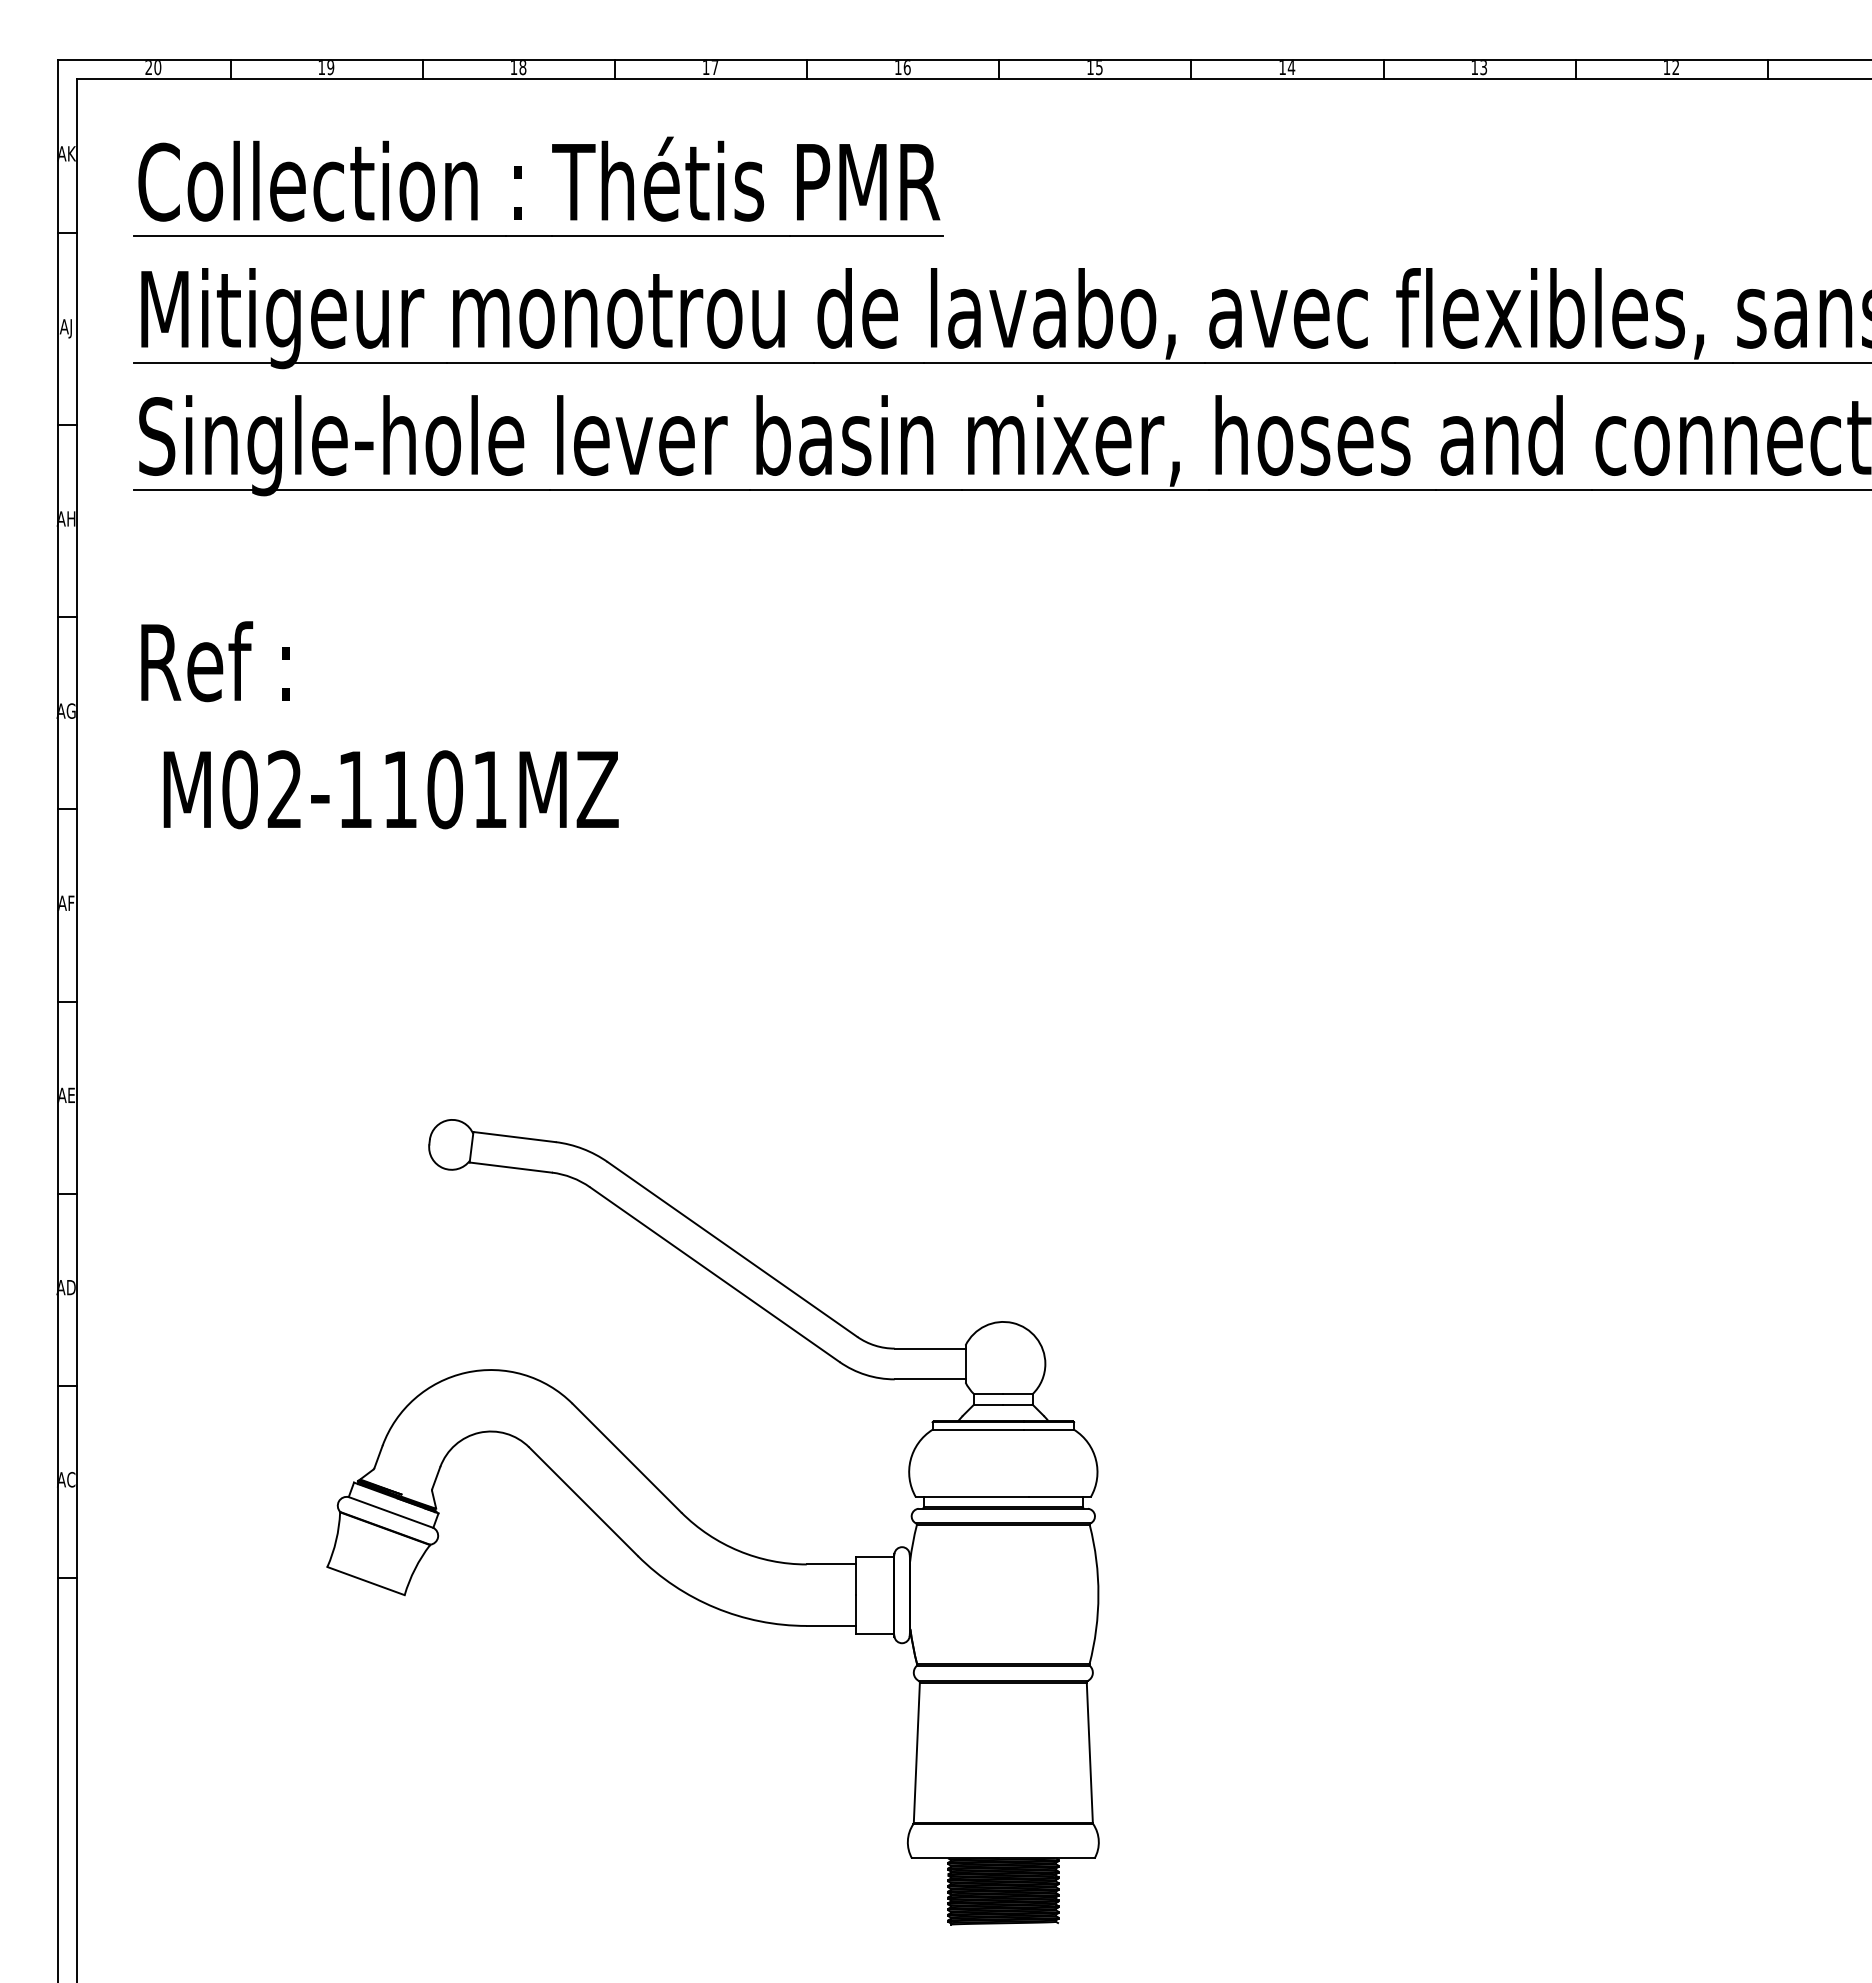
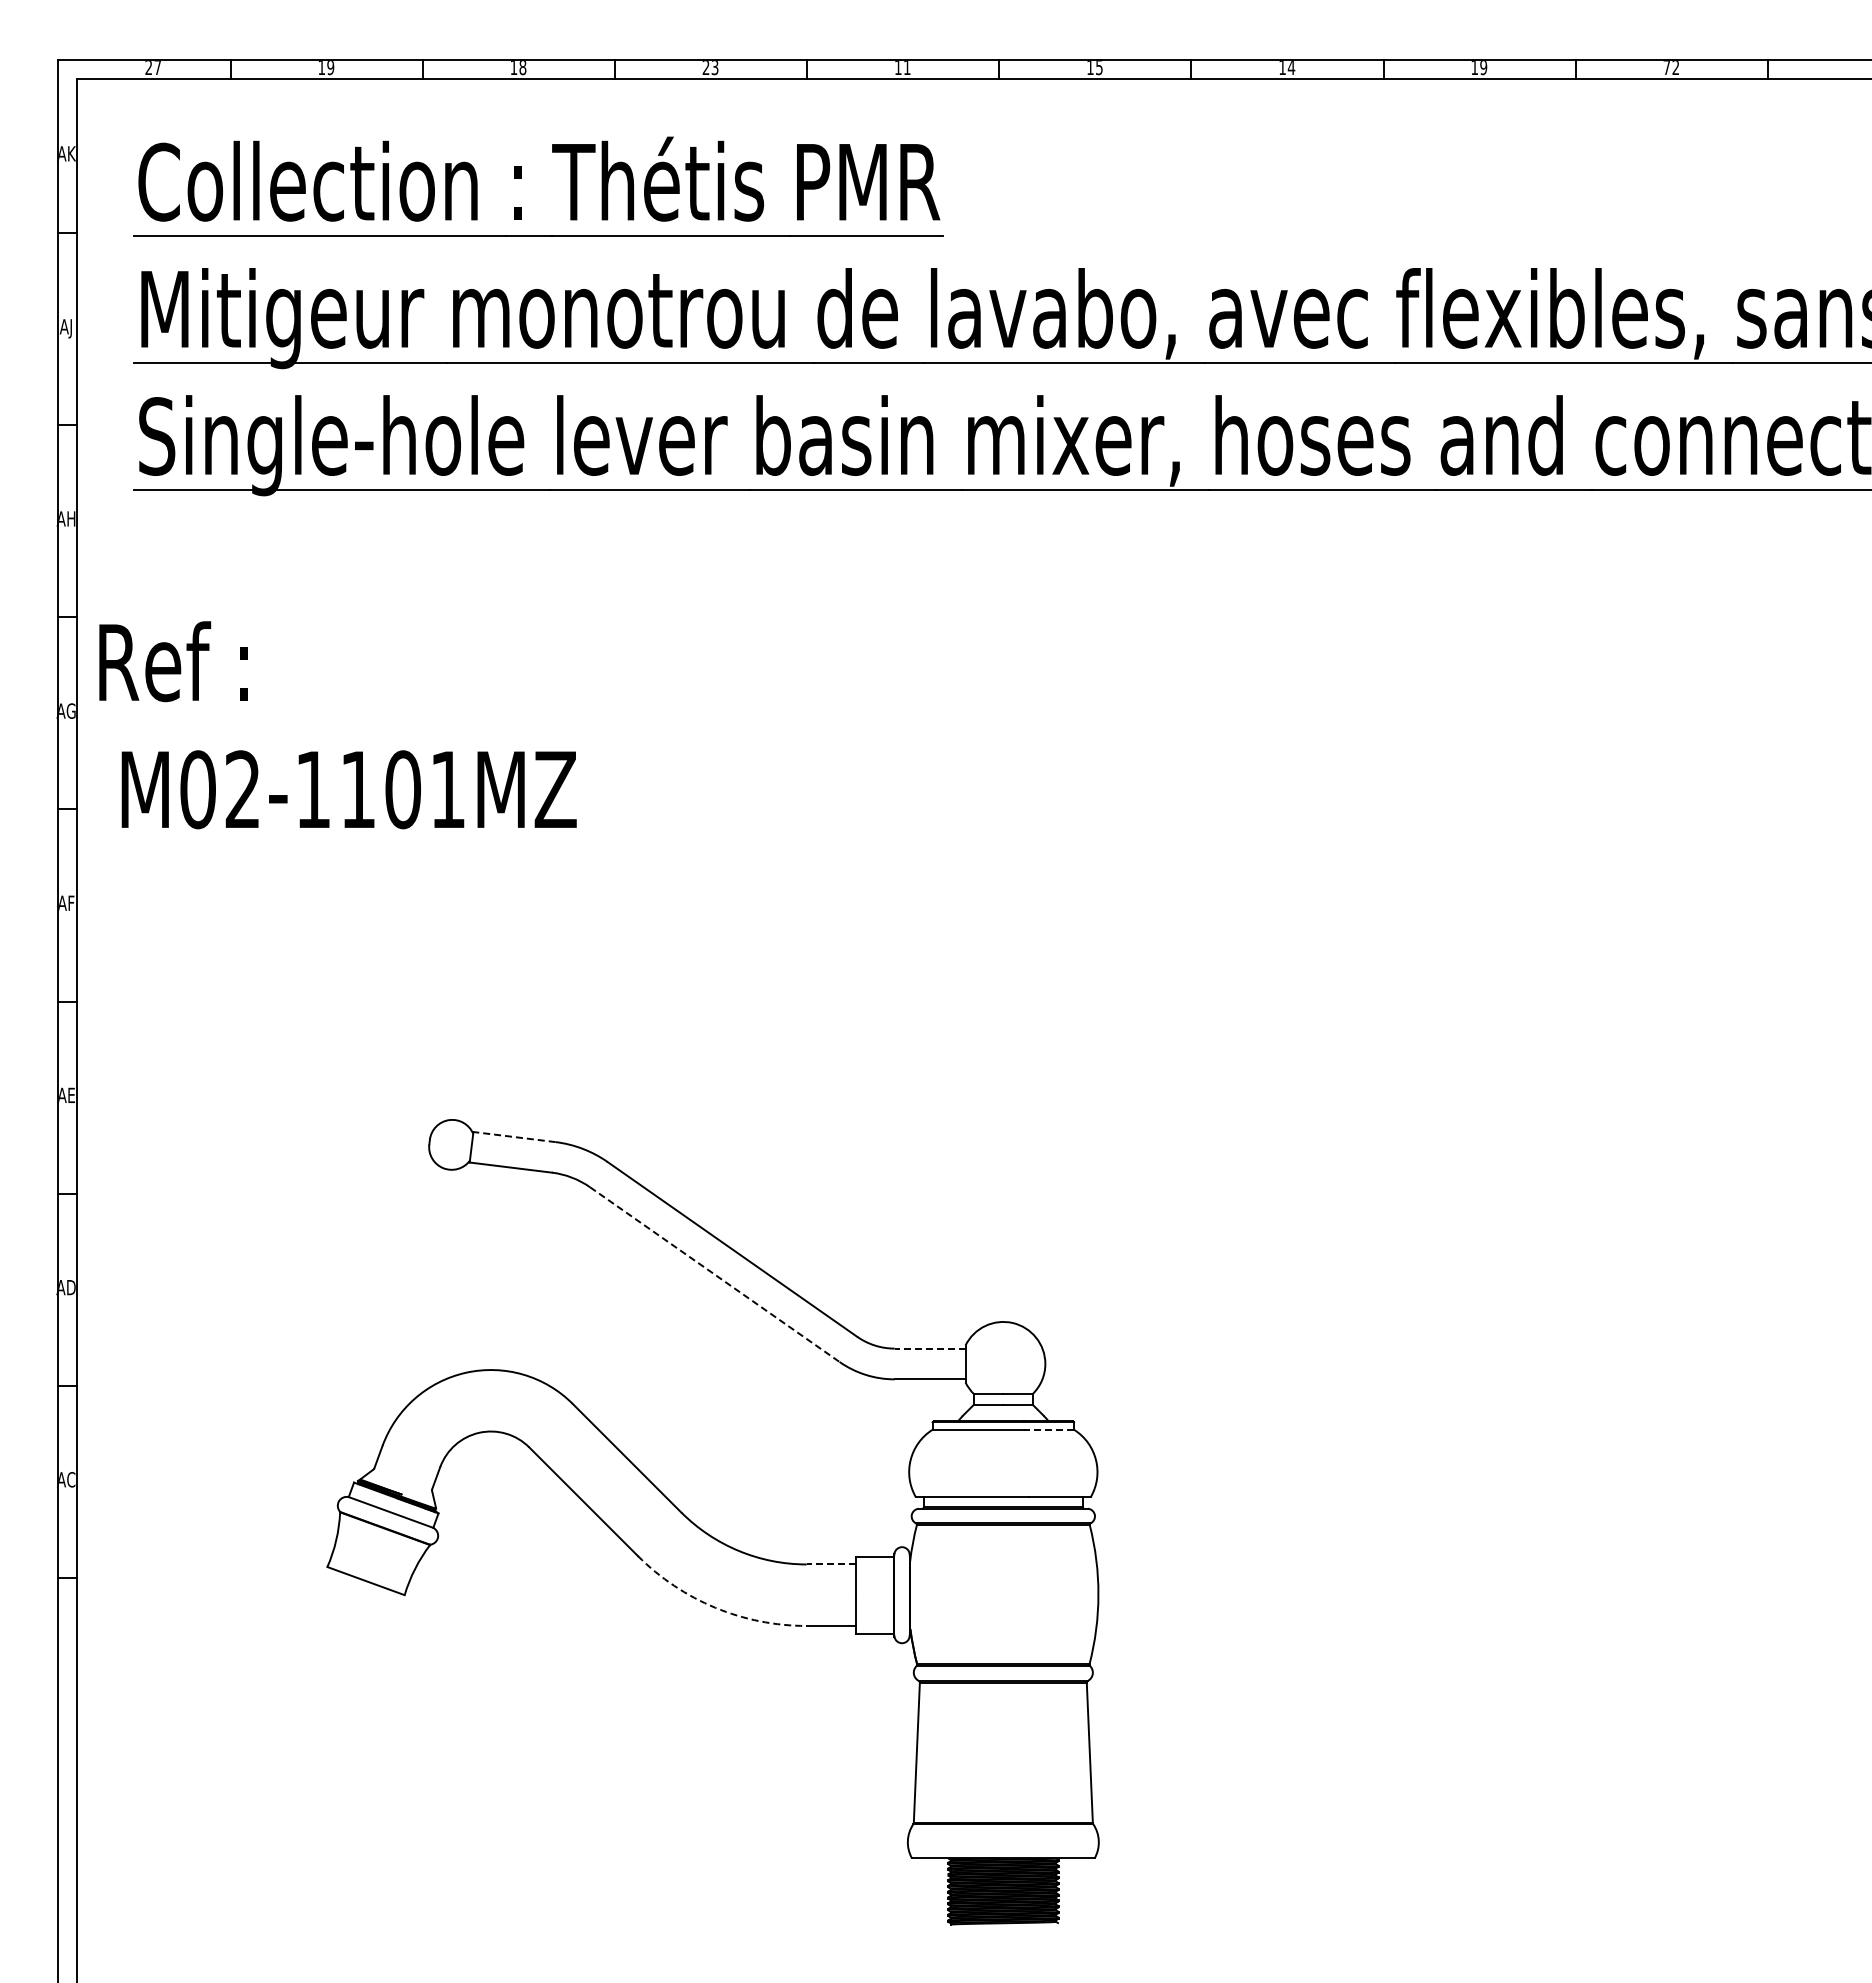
text: 13 -> 19 (1483, 67)
text: 12 -> 72 (1666, 67)
text: 20 -> 27 (157, 68)
text: 17 -> 23 (710, 68)
text: 16 -> 11 (906, 68)
text position: (379, 725) -> (337, 725) (337, 725)
line: solid -> dashed (514, 1137)
line: solid -> dashed (715, 1274)
line: solid -> dashed (929, 1348)
line: solid -> dashed (1048, 1429)
line: solid -> dashed (830, 1564)
arc: solid -> dashed (715, 1607)
